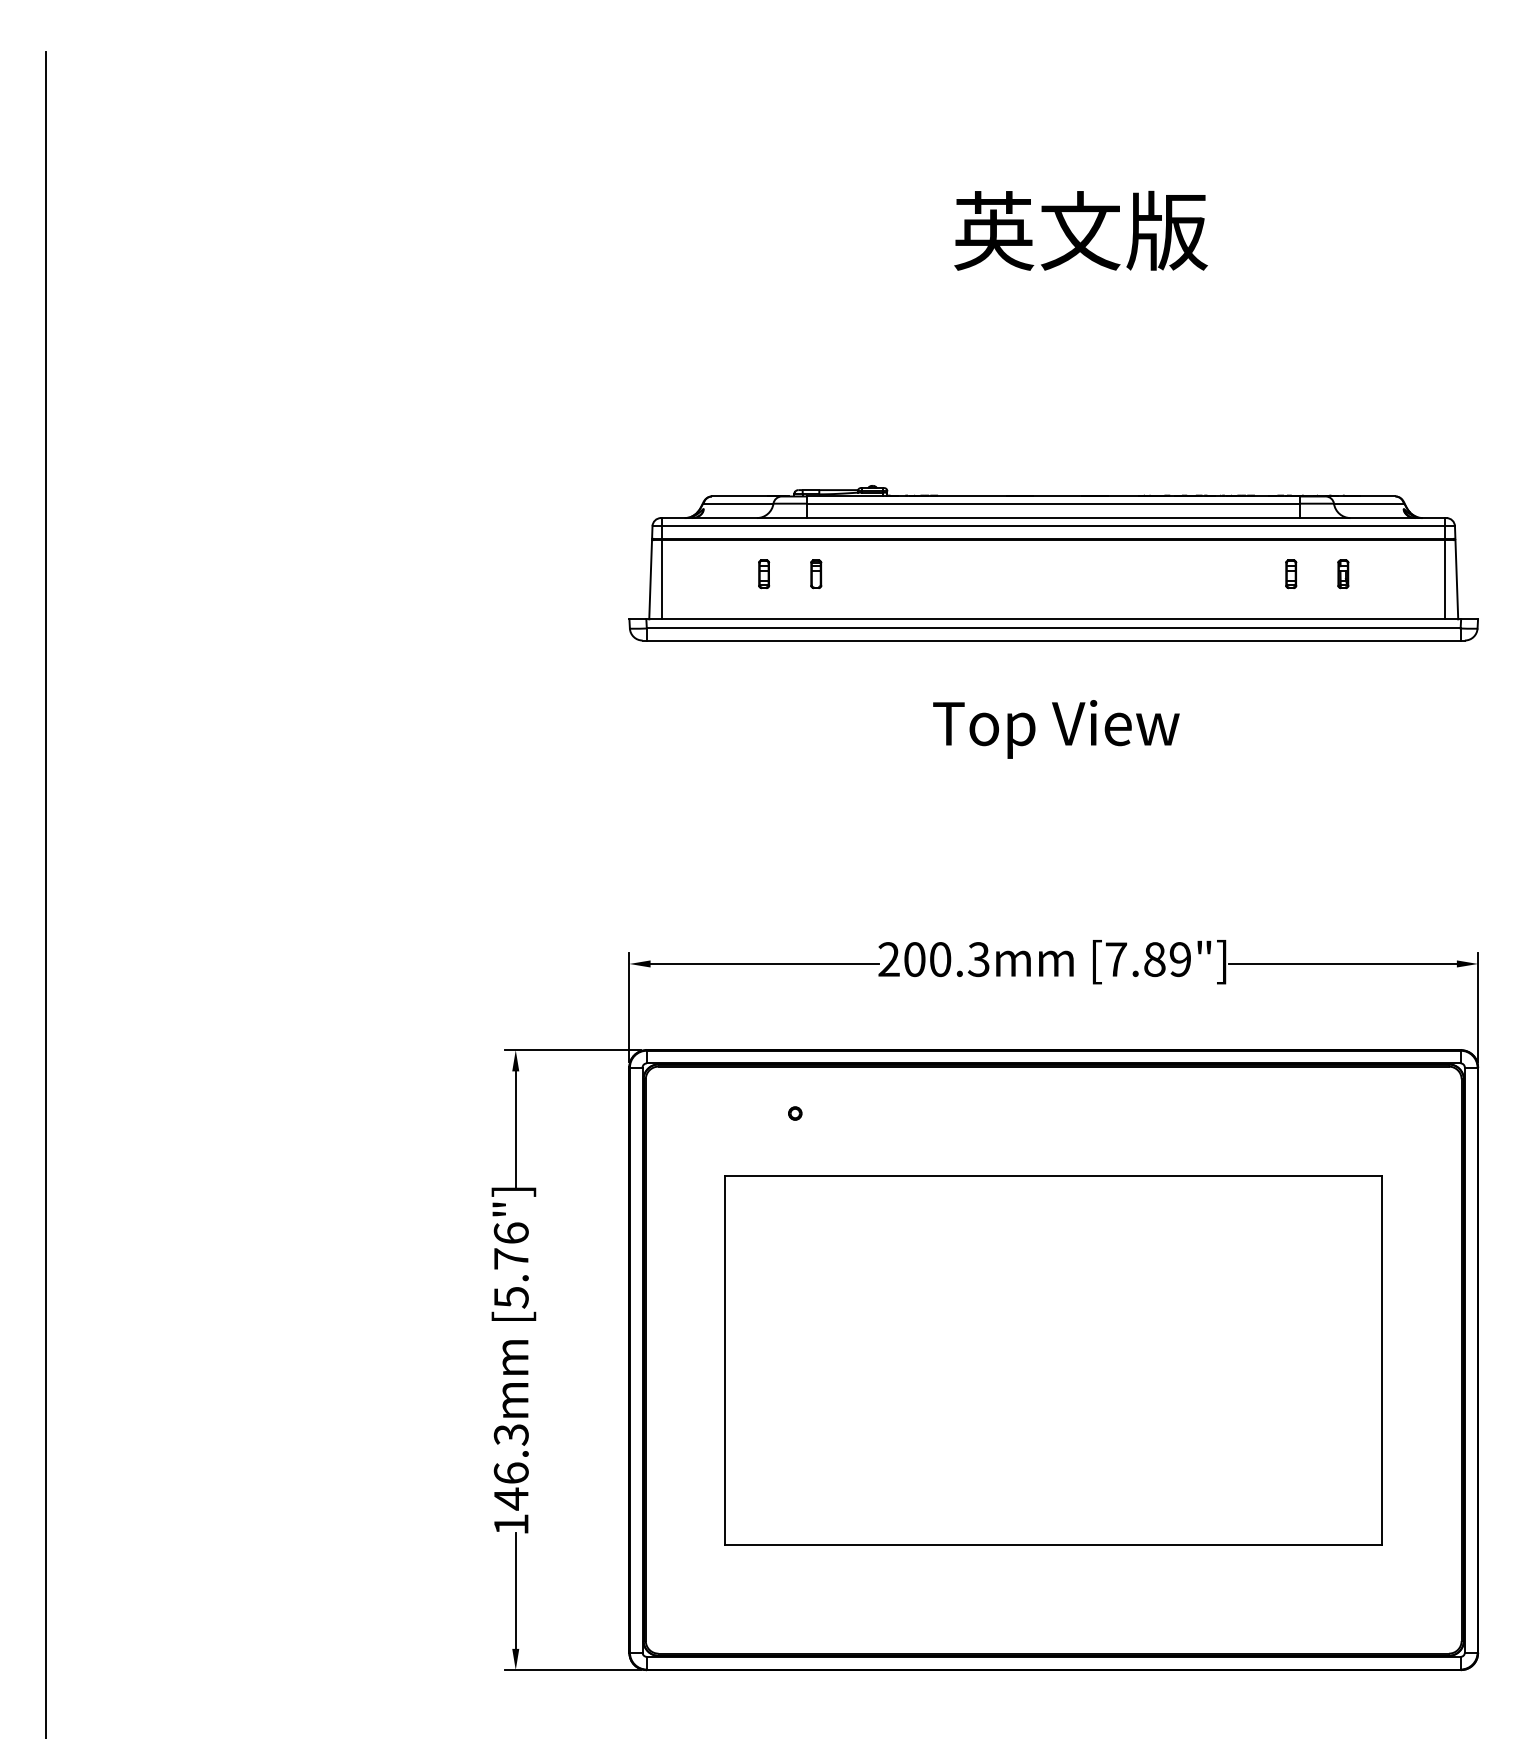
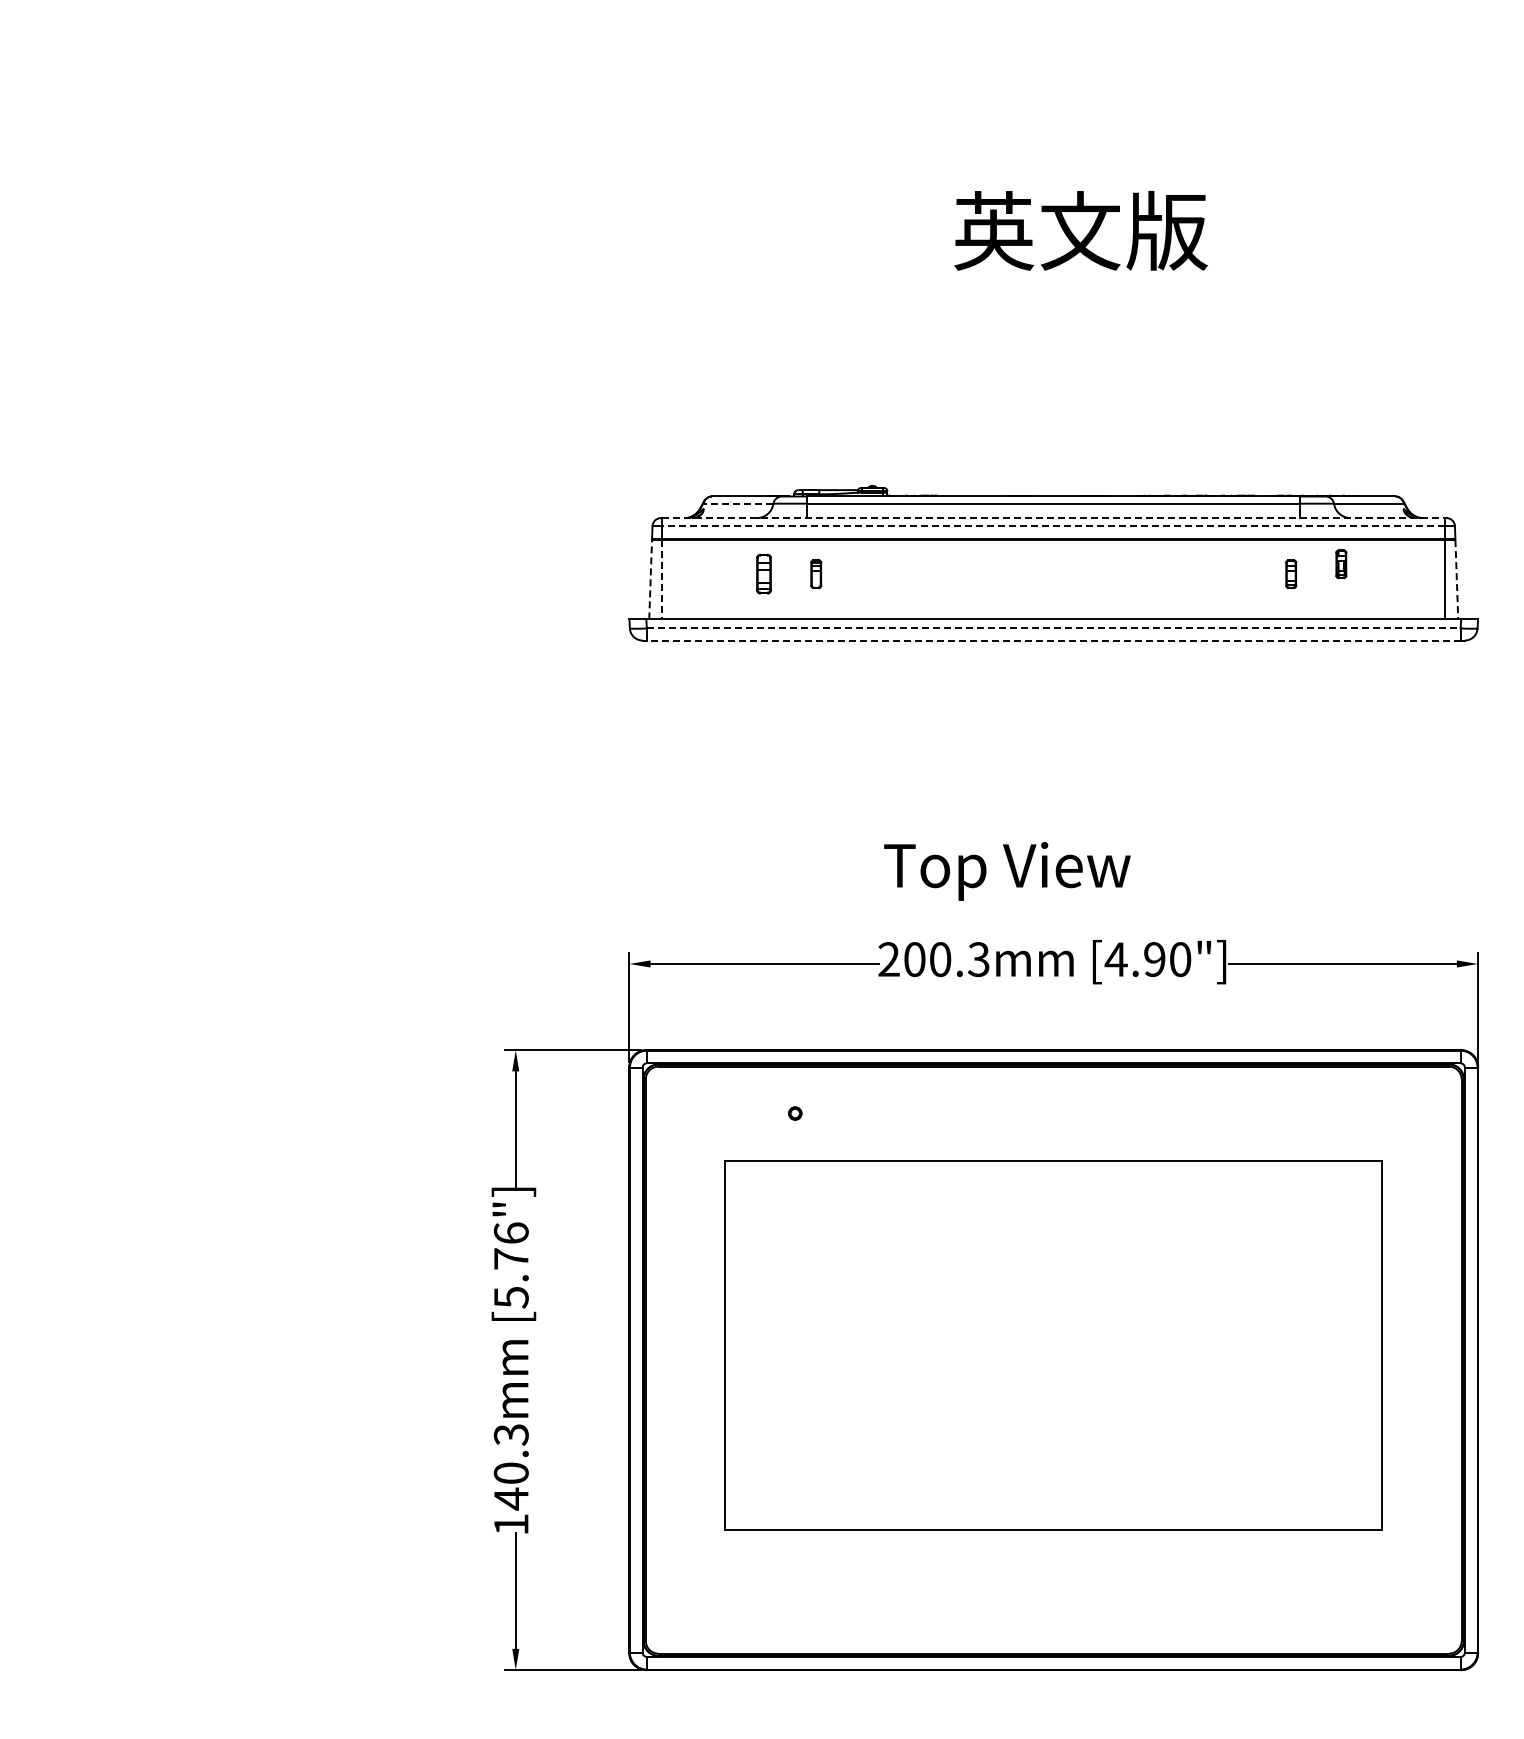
line: solid -> dashed (738, 503)
line: solid -> dashed (1054, 518)
line: solid -> dashed (1053, 526)
part size: 13x31 px -> 16x42 px (763, 573)
part position: (1343, 574) -> (1341, 564) (1341, 564)
line: solid -> dashed (650, 579)
line: solid -> dashed (662, 579)
line: solid -> dashed (1456, 579)
line: solid -> dashed (1053, 628)
line: solid -> dashed (1053, 640)
text position: (1056, 729) -> (1007, 871) (1007, 871)
line: present -> none (45, 893)
text: [7.89"] -> [4.90"] (1147, 959)
part position: (1053, 1360) -> (1053, 1345) (1053, 1345)
text: 146.3mm -> 140.3mm (510, 1472)
